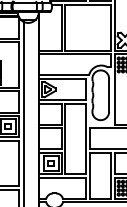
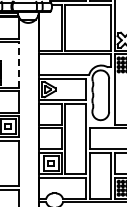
line: solid -> dashed (18, 65)
line: present -> none (23, 112)
